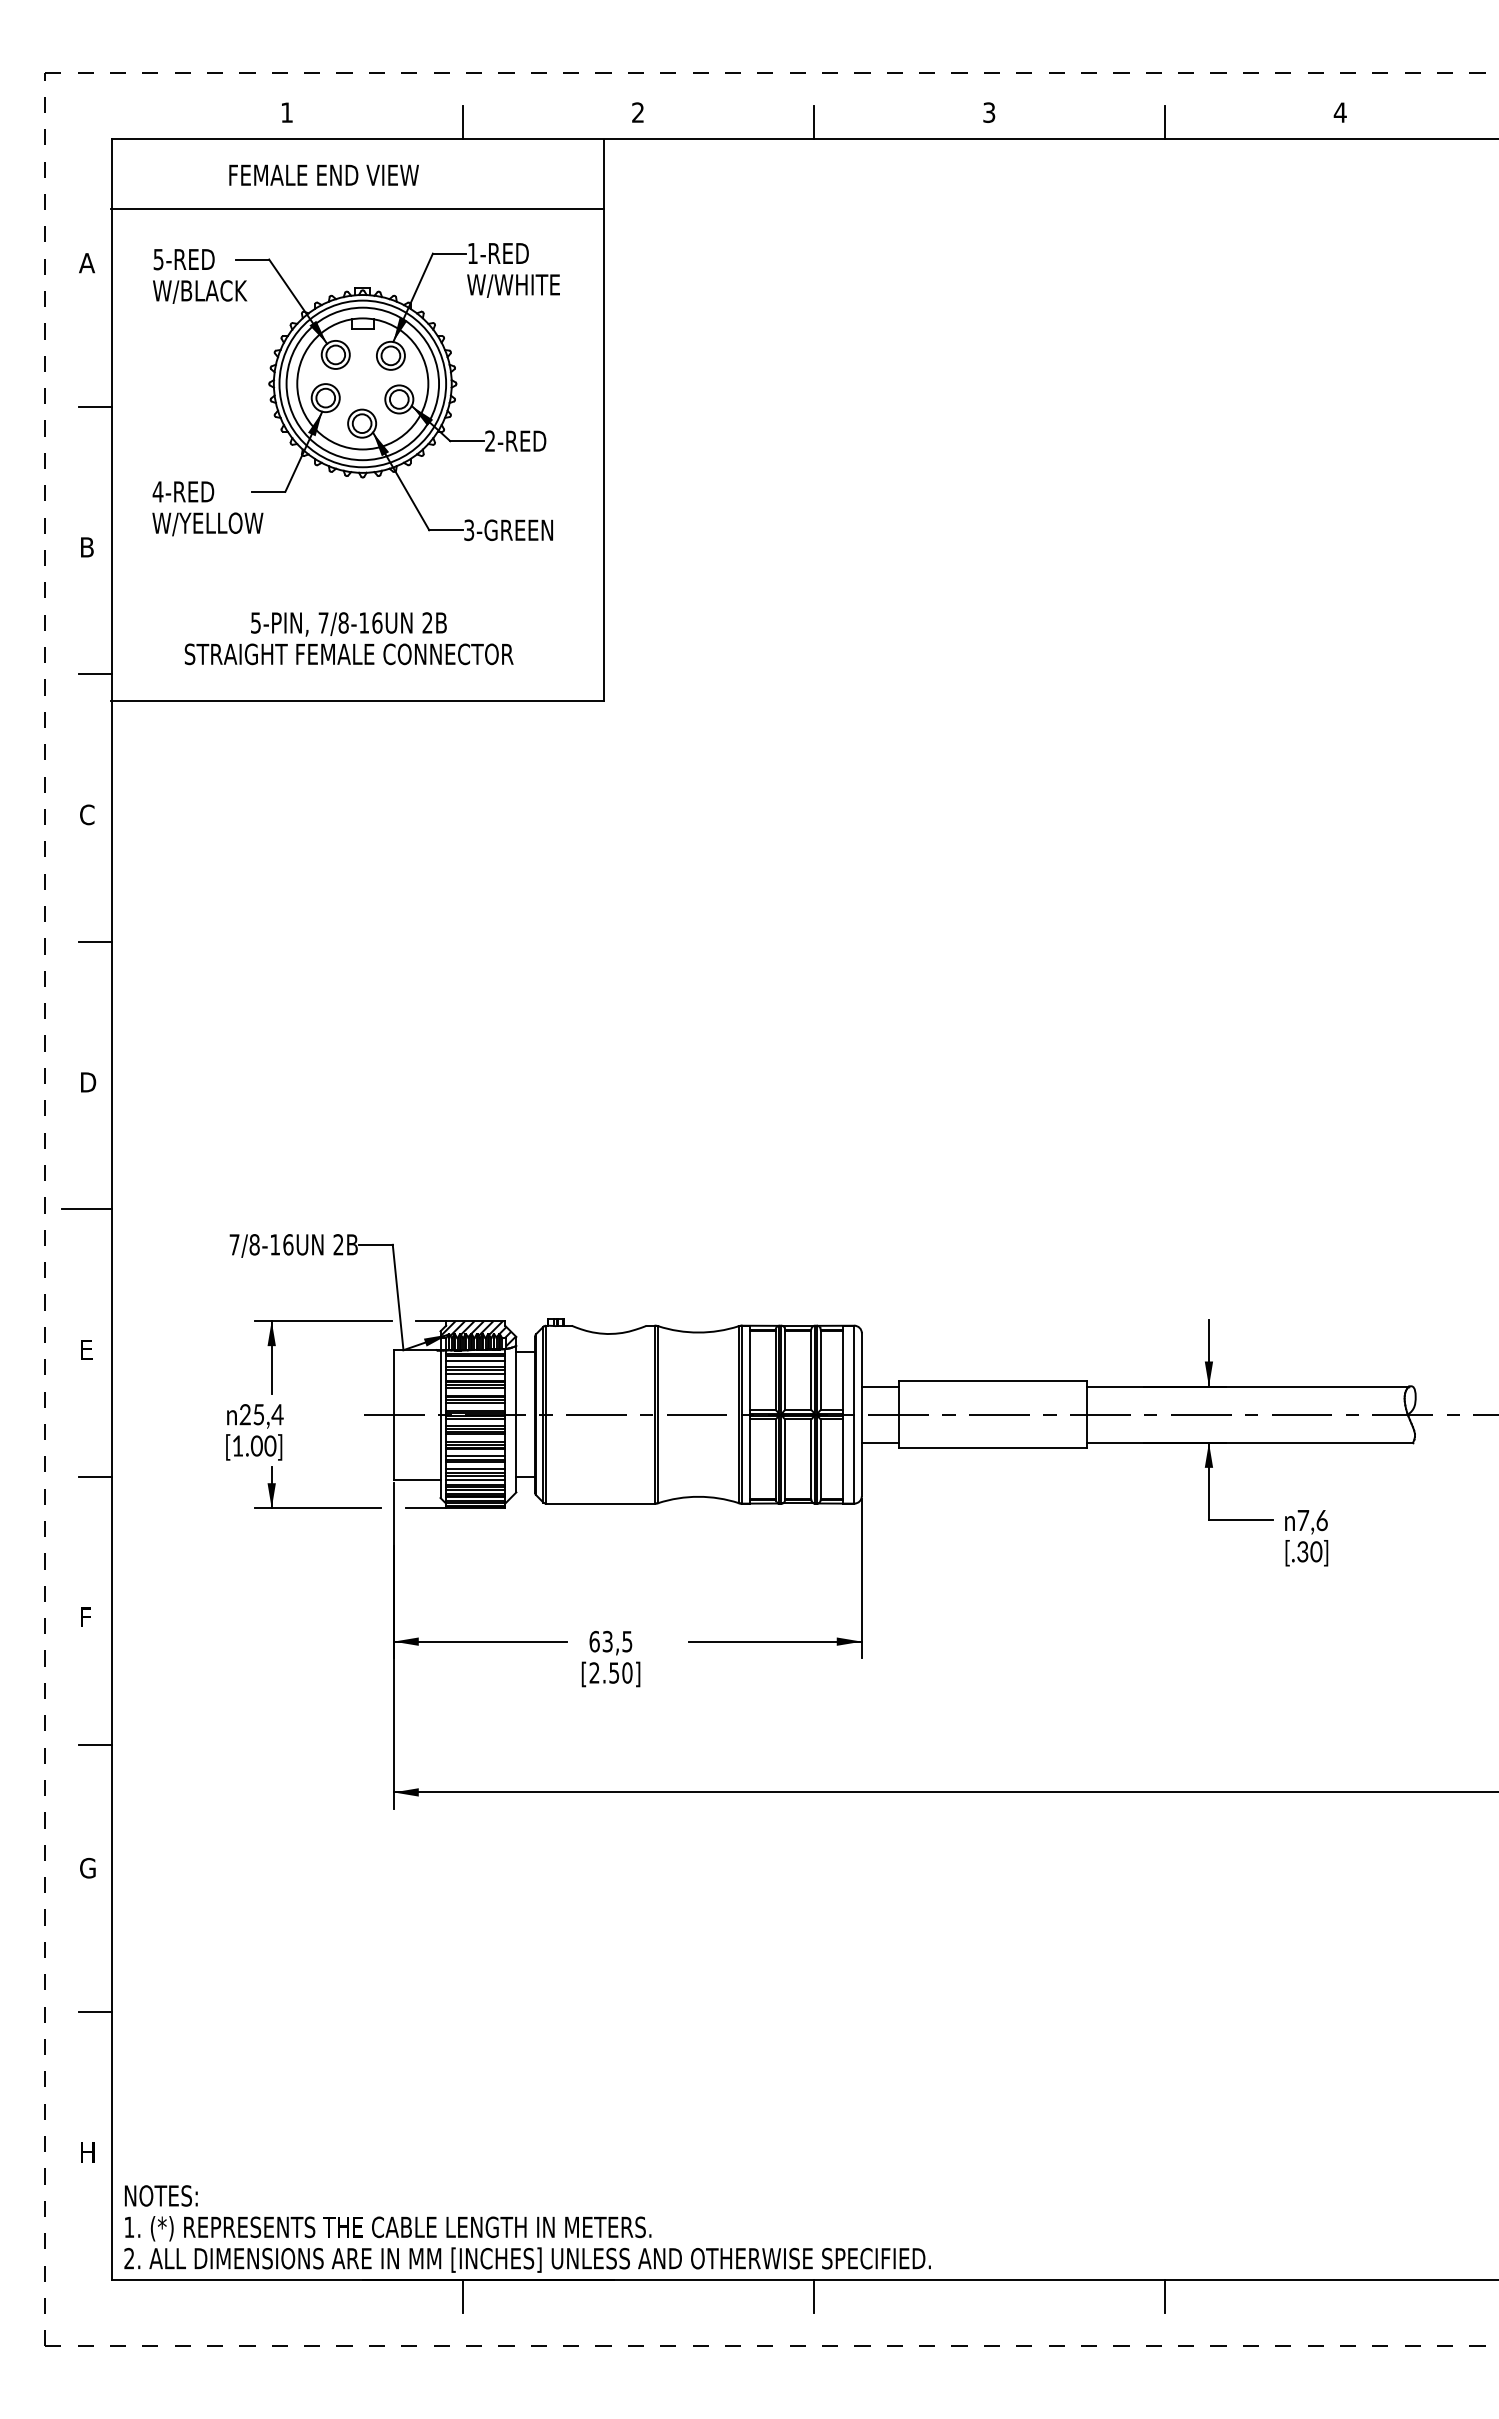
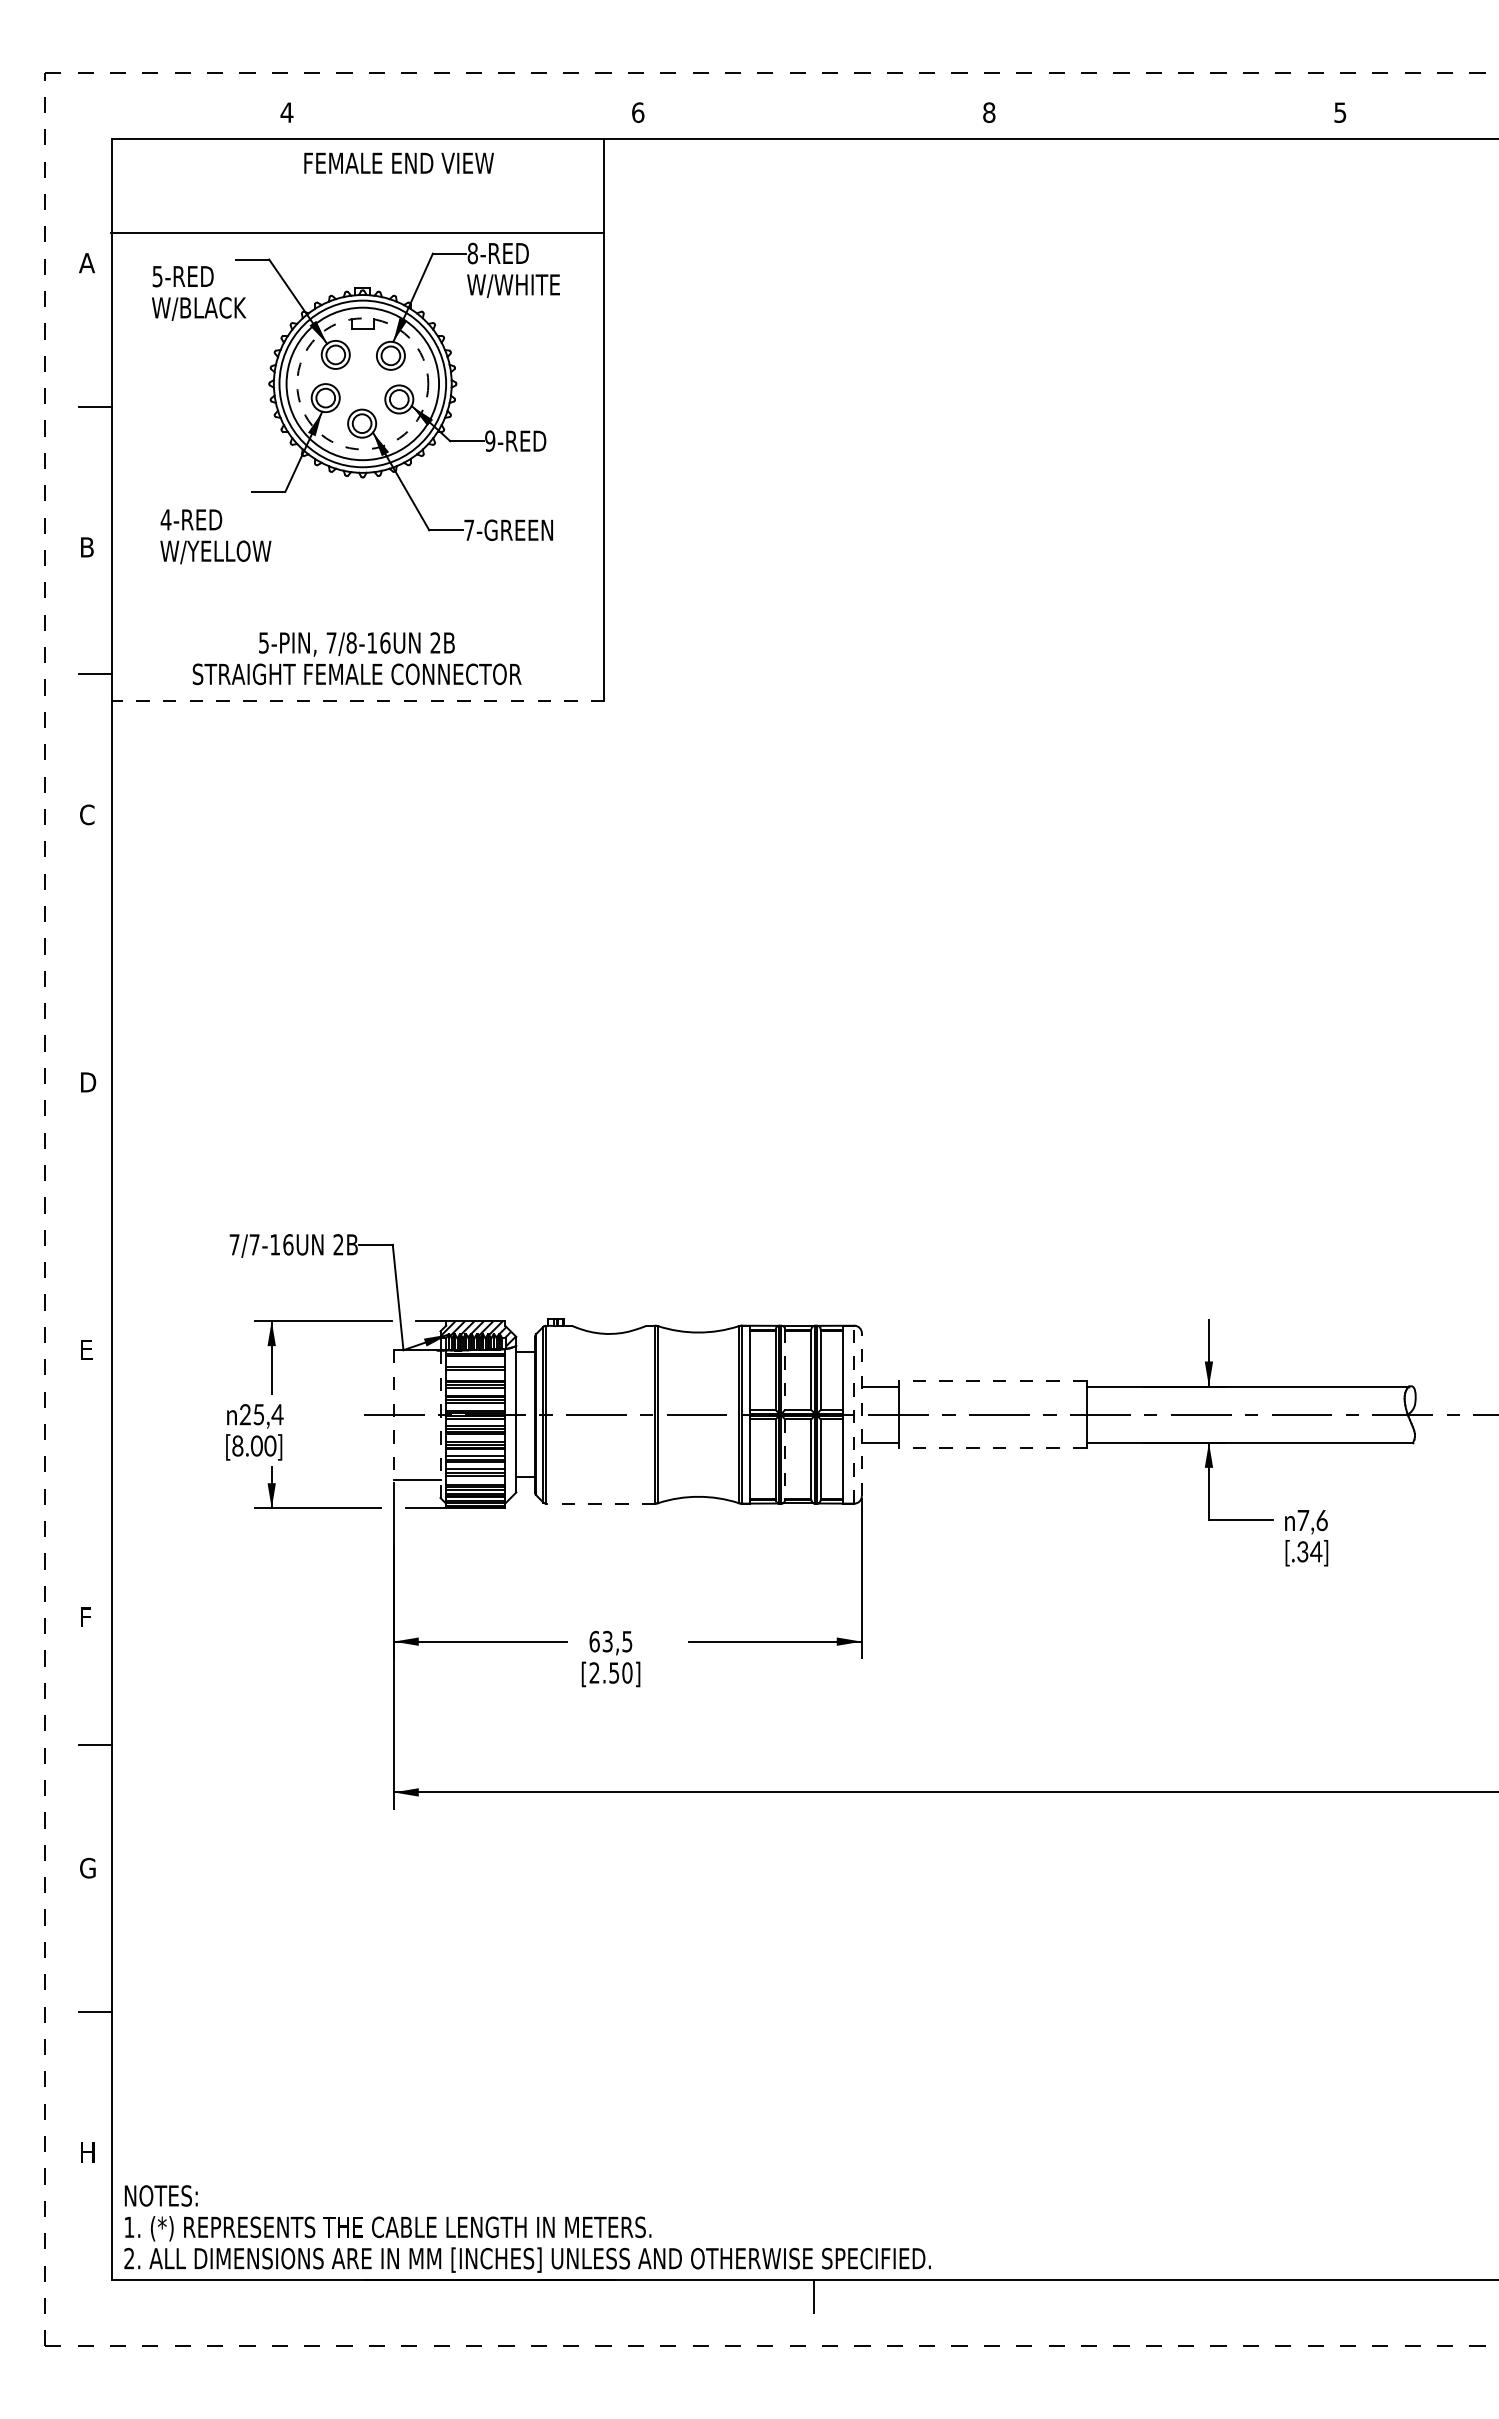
text: 1 -> 4 (286, 112)
text: 2 -> 6 (638, 112)
text: 3 -> 8 (989, 112)
text: 4 -> 5 (1339, 112)
line: present -> none (463, 122)
line: present -> none (814, 122)
line: present -> none (1165, 122)
text position: (323, 174) -> (398, 162) (398, 162)
line position: (357, 208) -> (357, 232) (357, 232)
text: 1-RED -> 8-RED (472, 253)
text position: (200, 276) -> (199, 293) (199, 293)
circle: solid -> dashed (362, 383)
text: 2-RED -> 9-RED (490, 440)
text position: (207, 508) -> (215, 536) (215, 536)
text: 3-GREEN -> 7-GREEN (469, 530)
text position: (348, 638) -> (356, 658) (356, 658)
line: solid -> dashed (357, 700)
line: present -> none (95, 941)
line: present -> none (86, 1209)
text: 7/8-16UN -> 7/7-16UN (254, 1244)
line: present -> none (475, 1360)
line: solid -> dashed (785, 1370)
line: present -> none (475, 1373)
line: solid -> dashed (992, 1380)
line: solid -> dashed (854, 1414)
line: solid -> dashed (861, 1414)
line: solid -> dashed (393, 1415)
line: solid -> dashed (440, 1424)
text: [1.00] -> [8.00] (237, 1445)
line: solid -> dashed (992, 1448)
line: solid -> dashed (785, 1460)
line: present -> none (95, 1477)
line: present -> none (475, 1480)
line: solid -> dashed (600, 1503)
text: [.30] -> [.34] (1316, 1551)
line: present -> none (463, 2295)
line: present -> none (1165, 2295)
